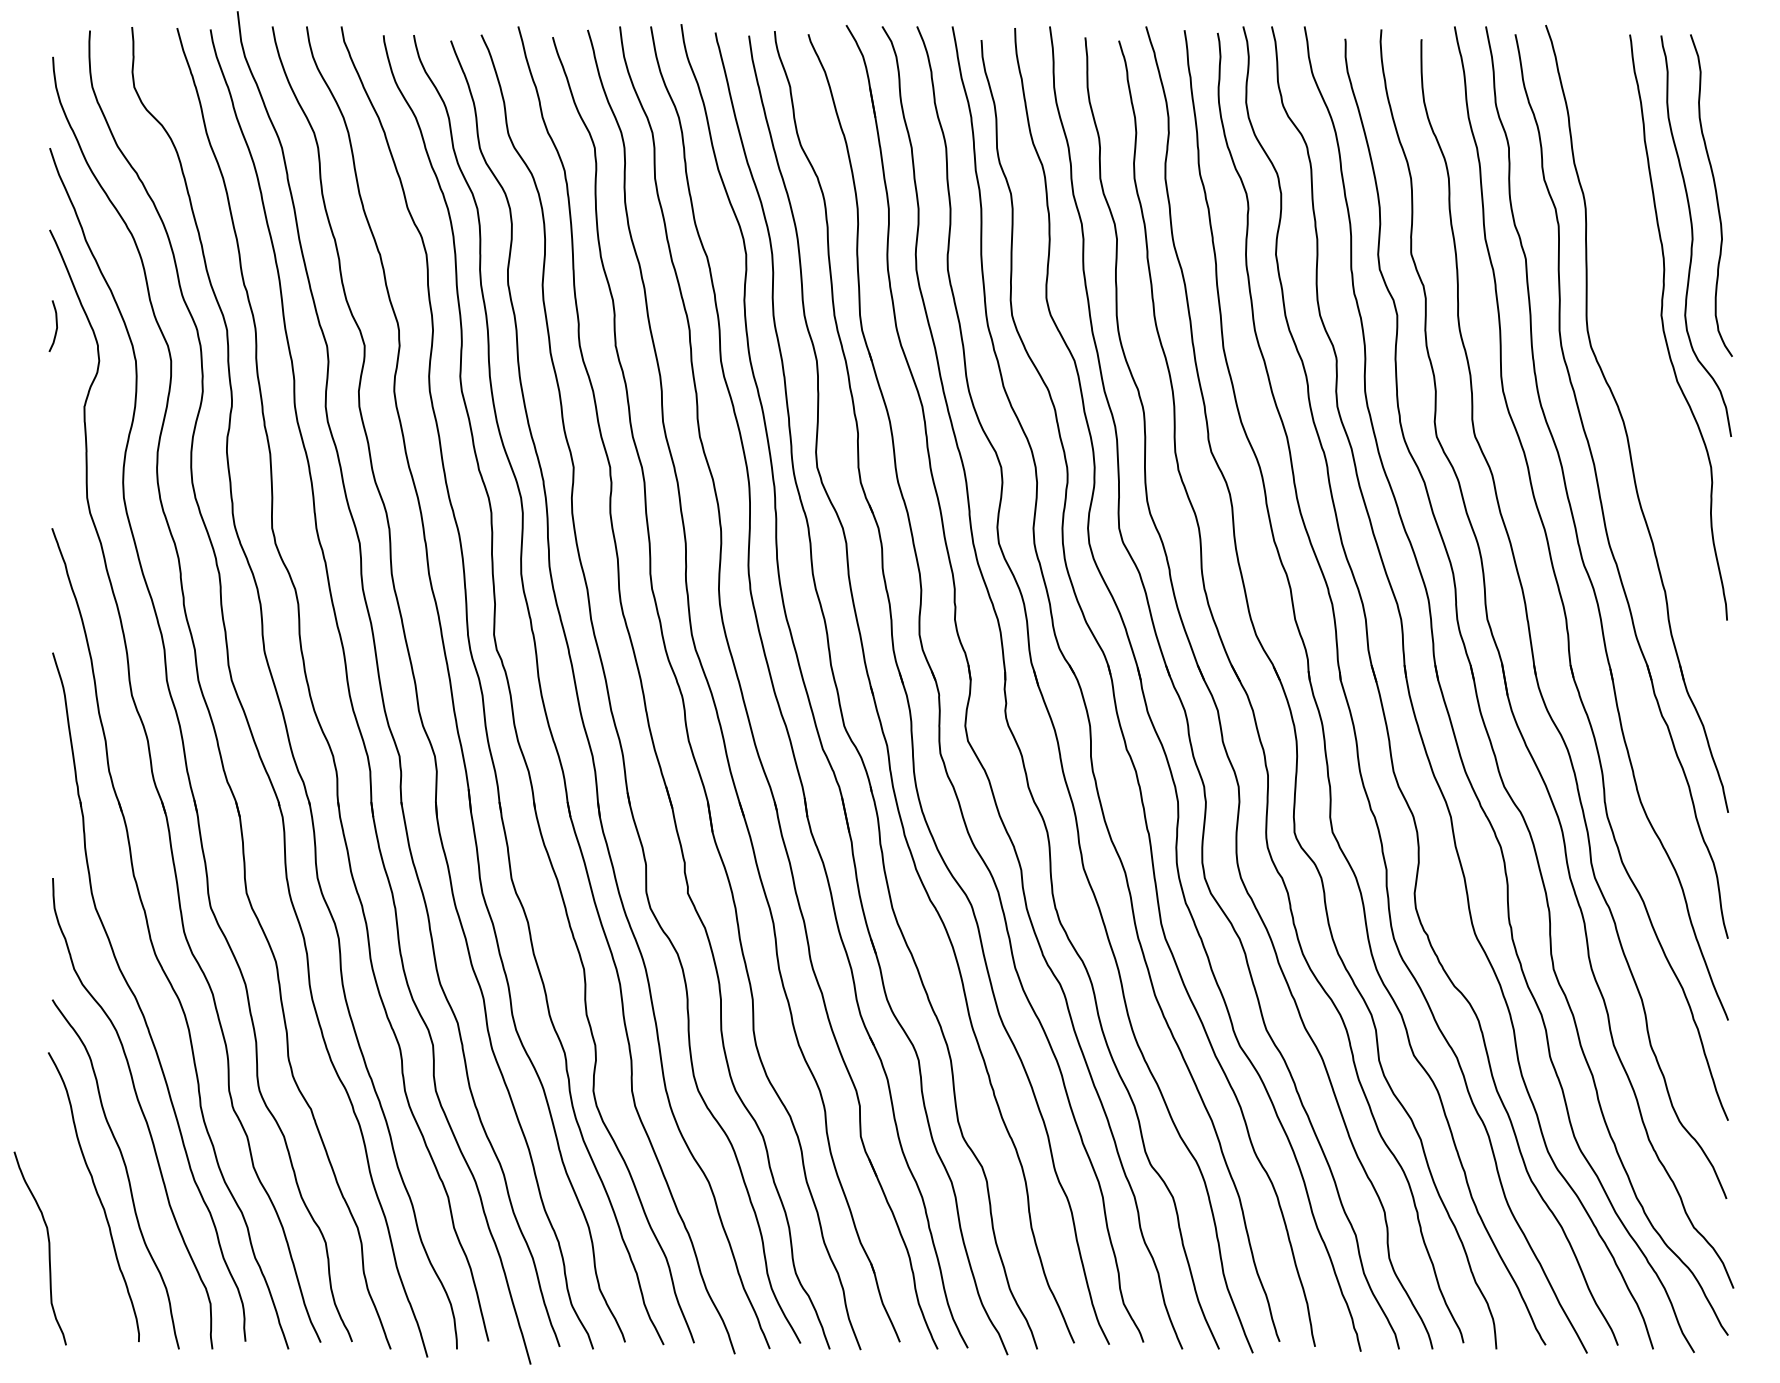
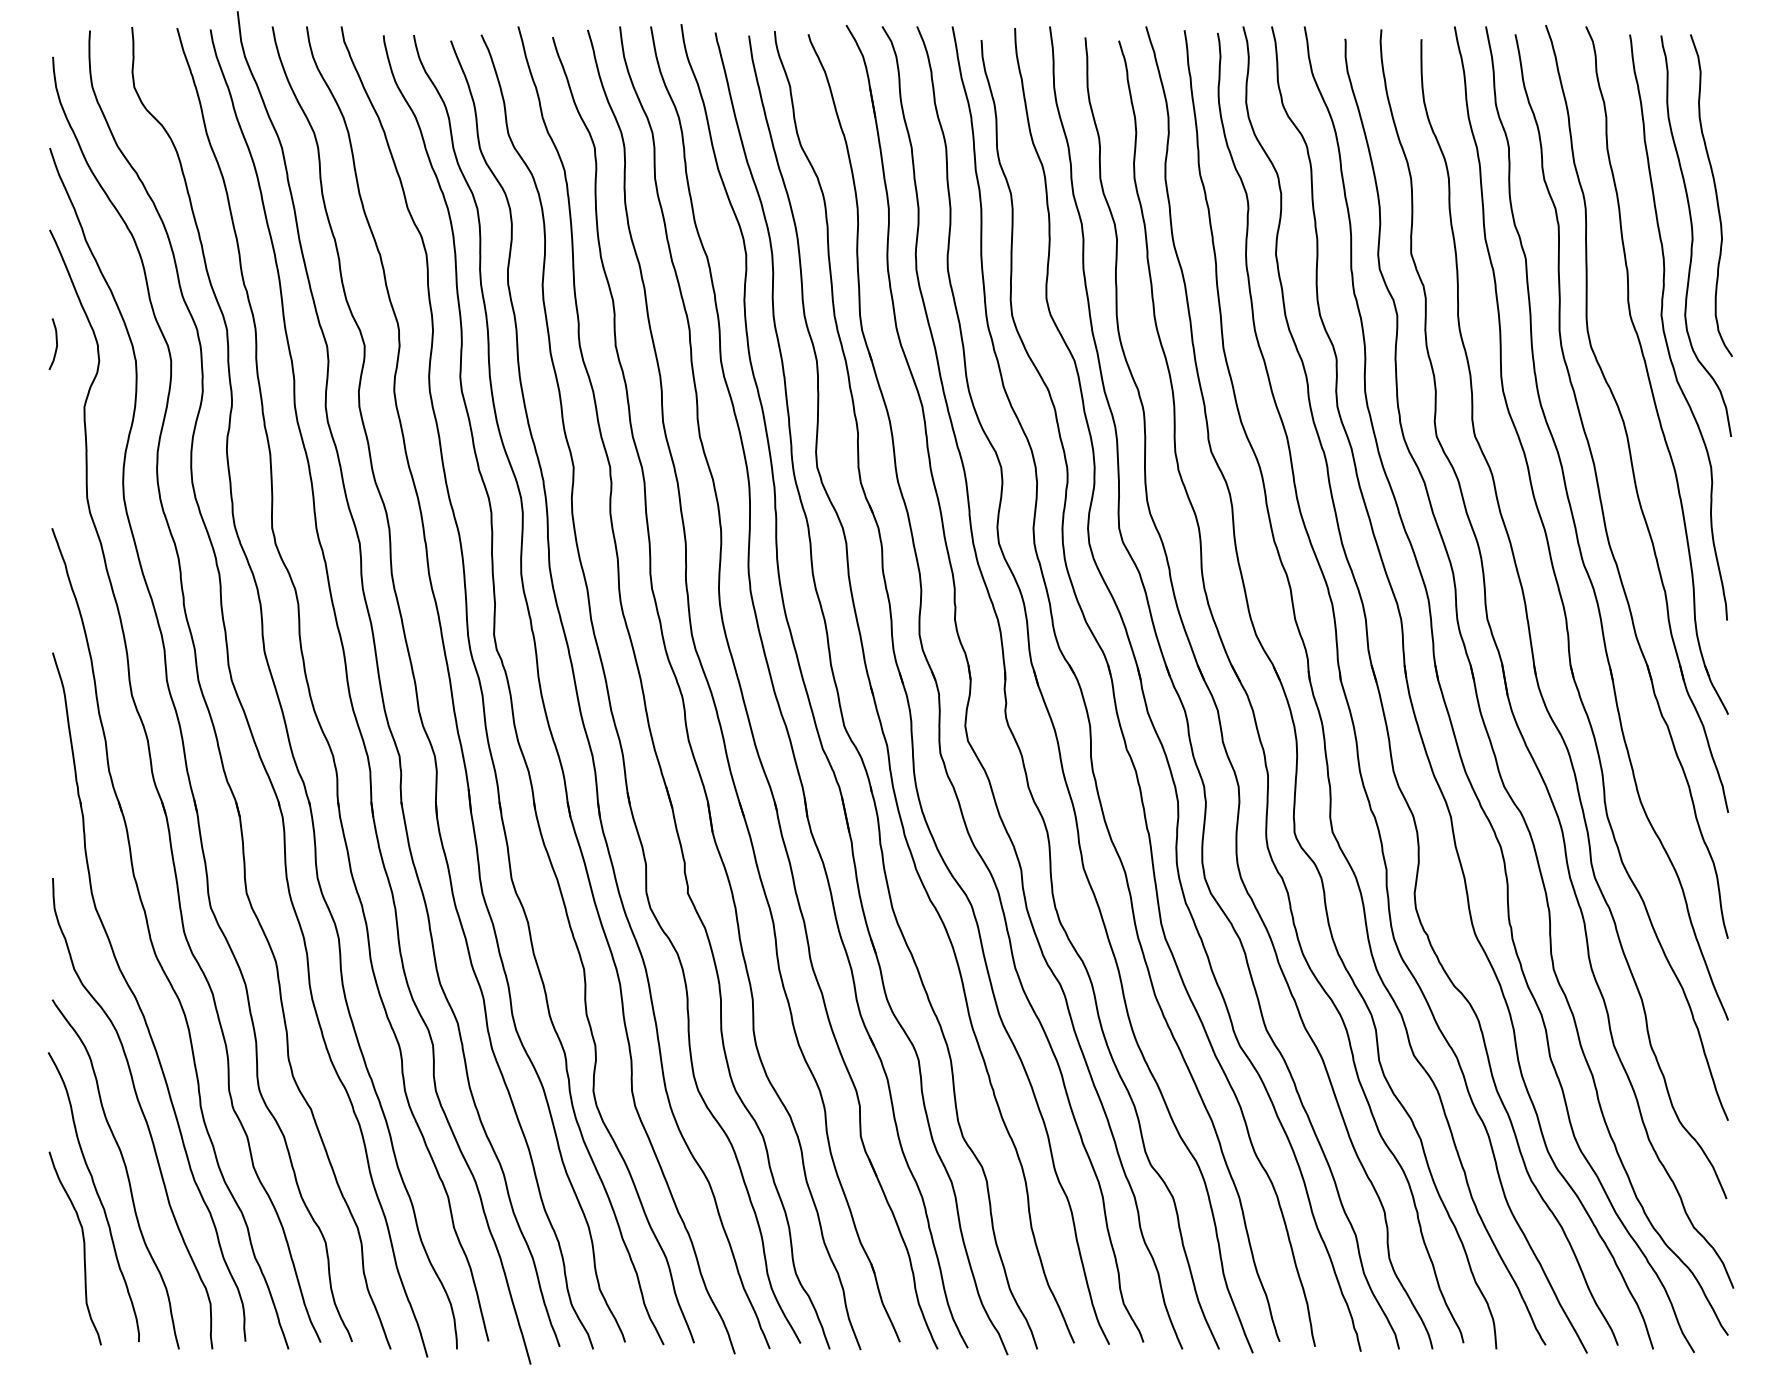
curve position: (56, 325) -> (56, 343) (56, 343)
part: none -> present (1648, 371)
curve position: (48, 1248) -> (83, 1248) (83, 1248)
